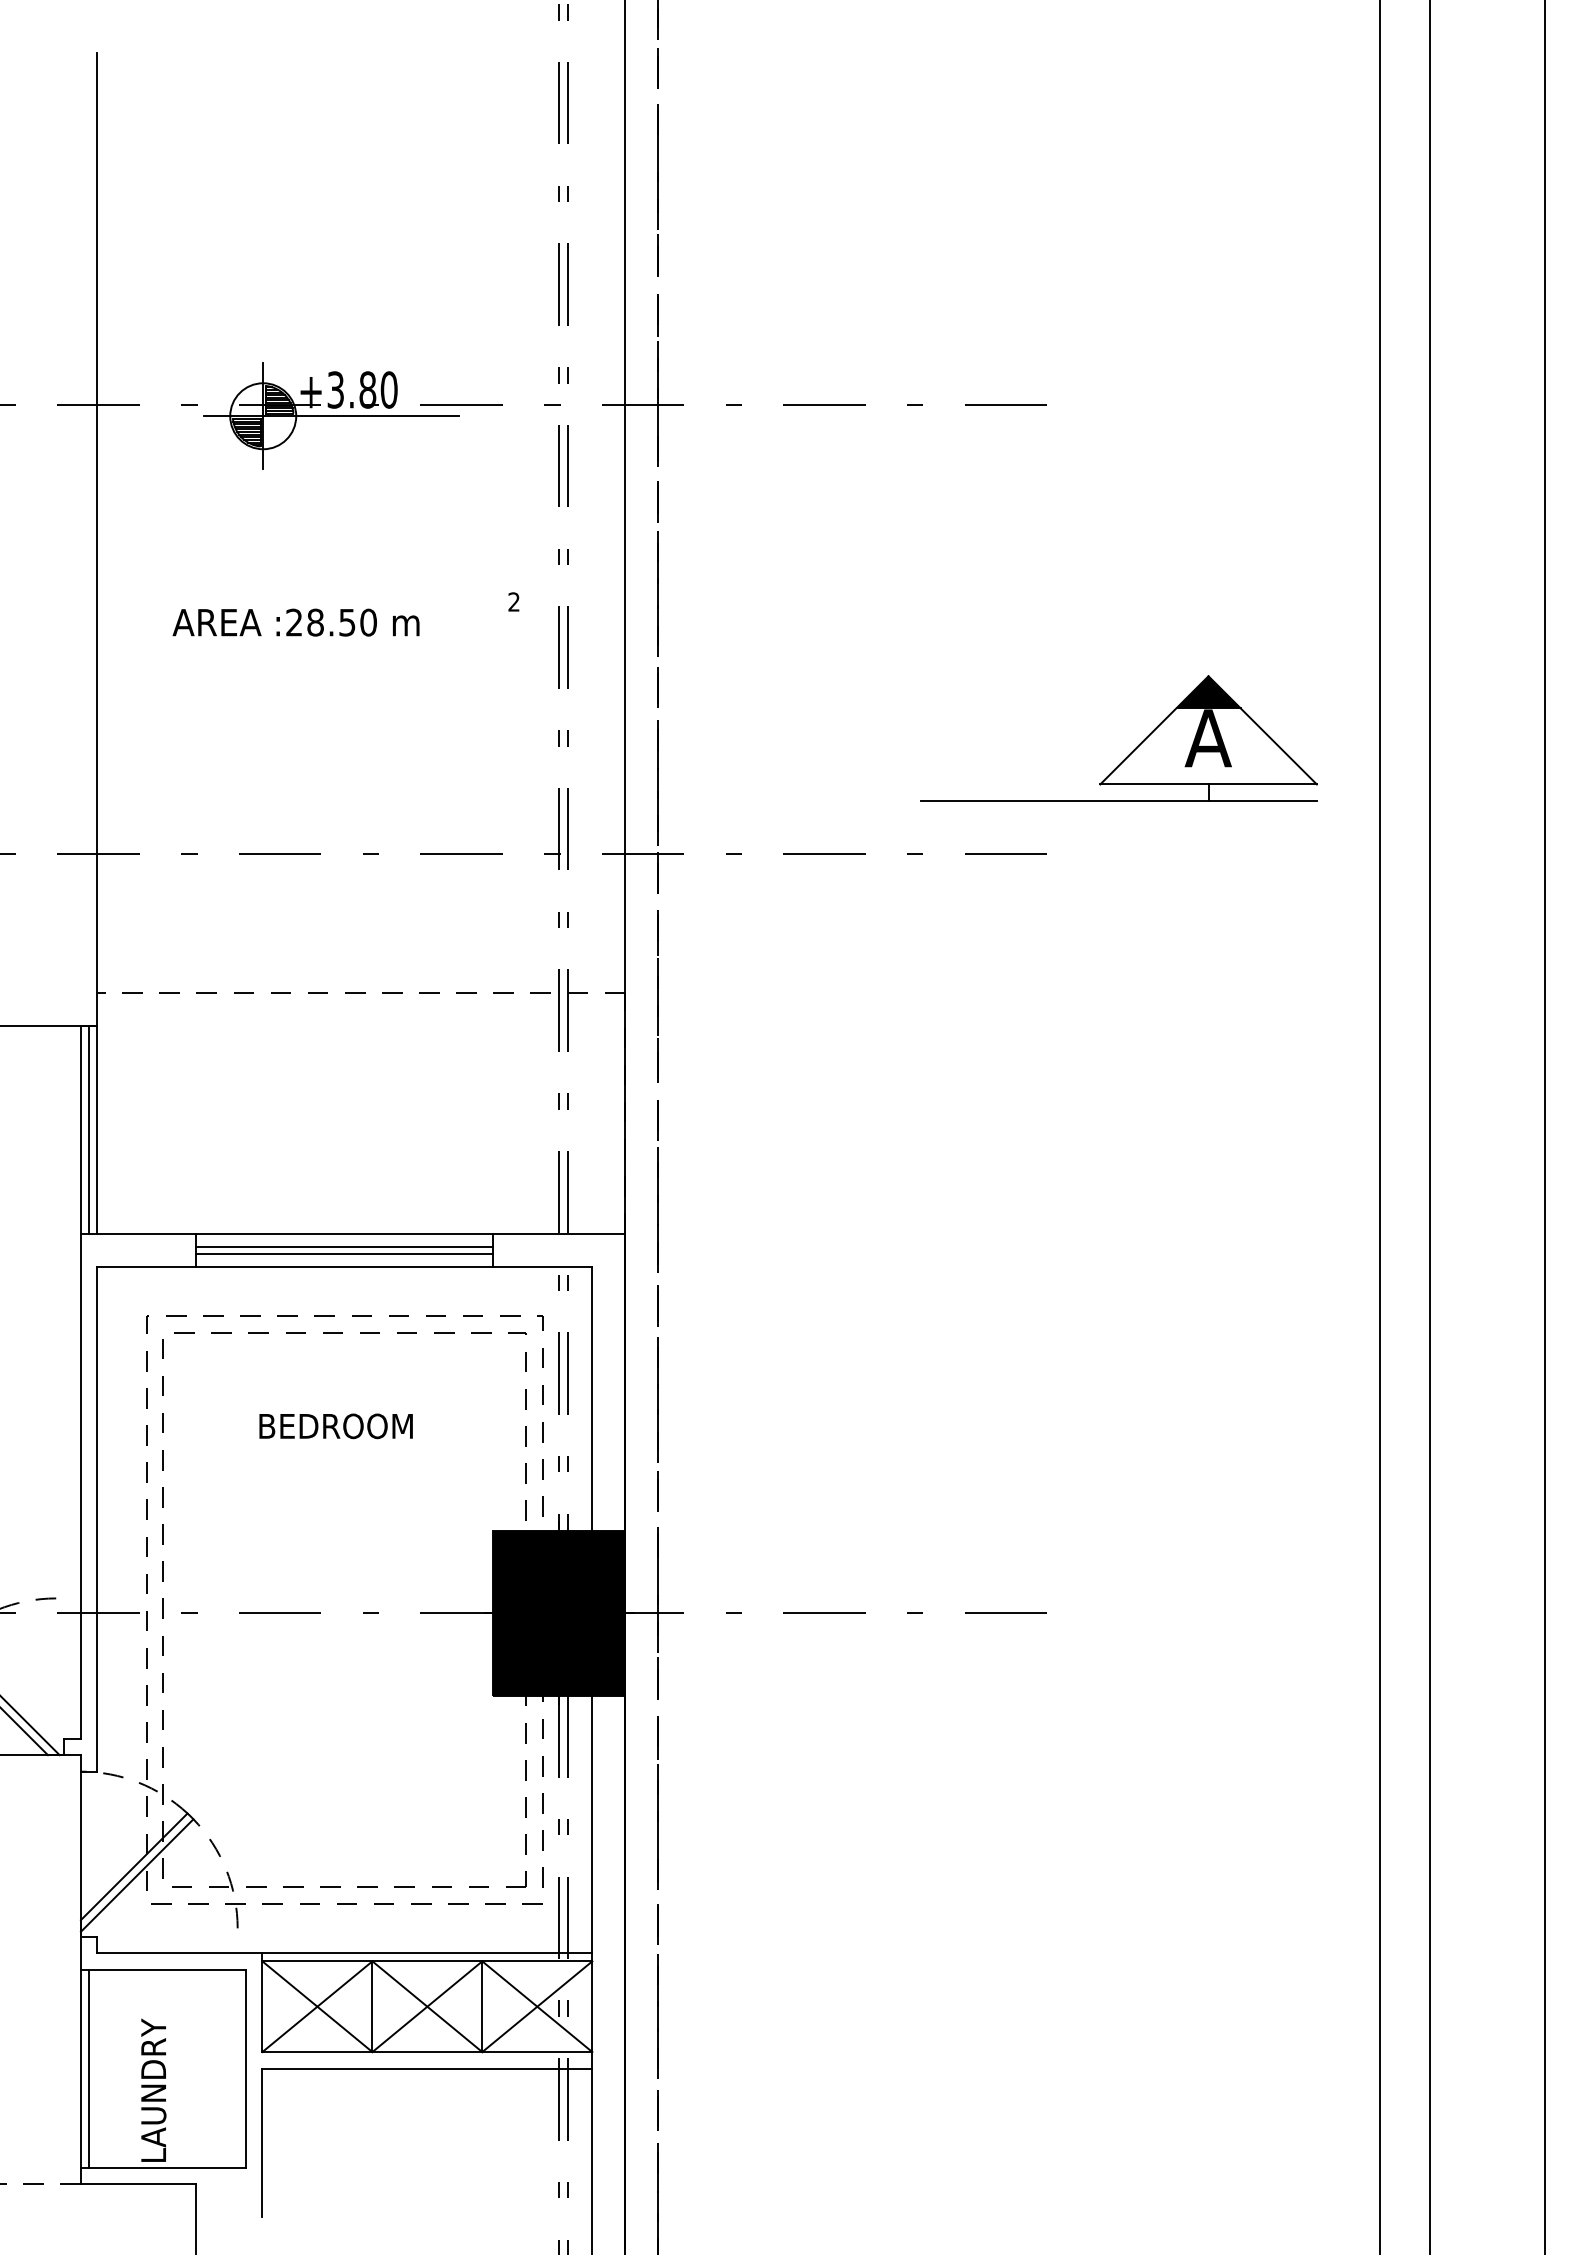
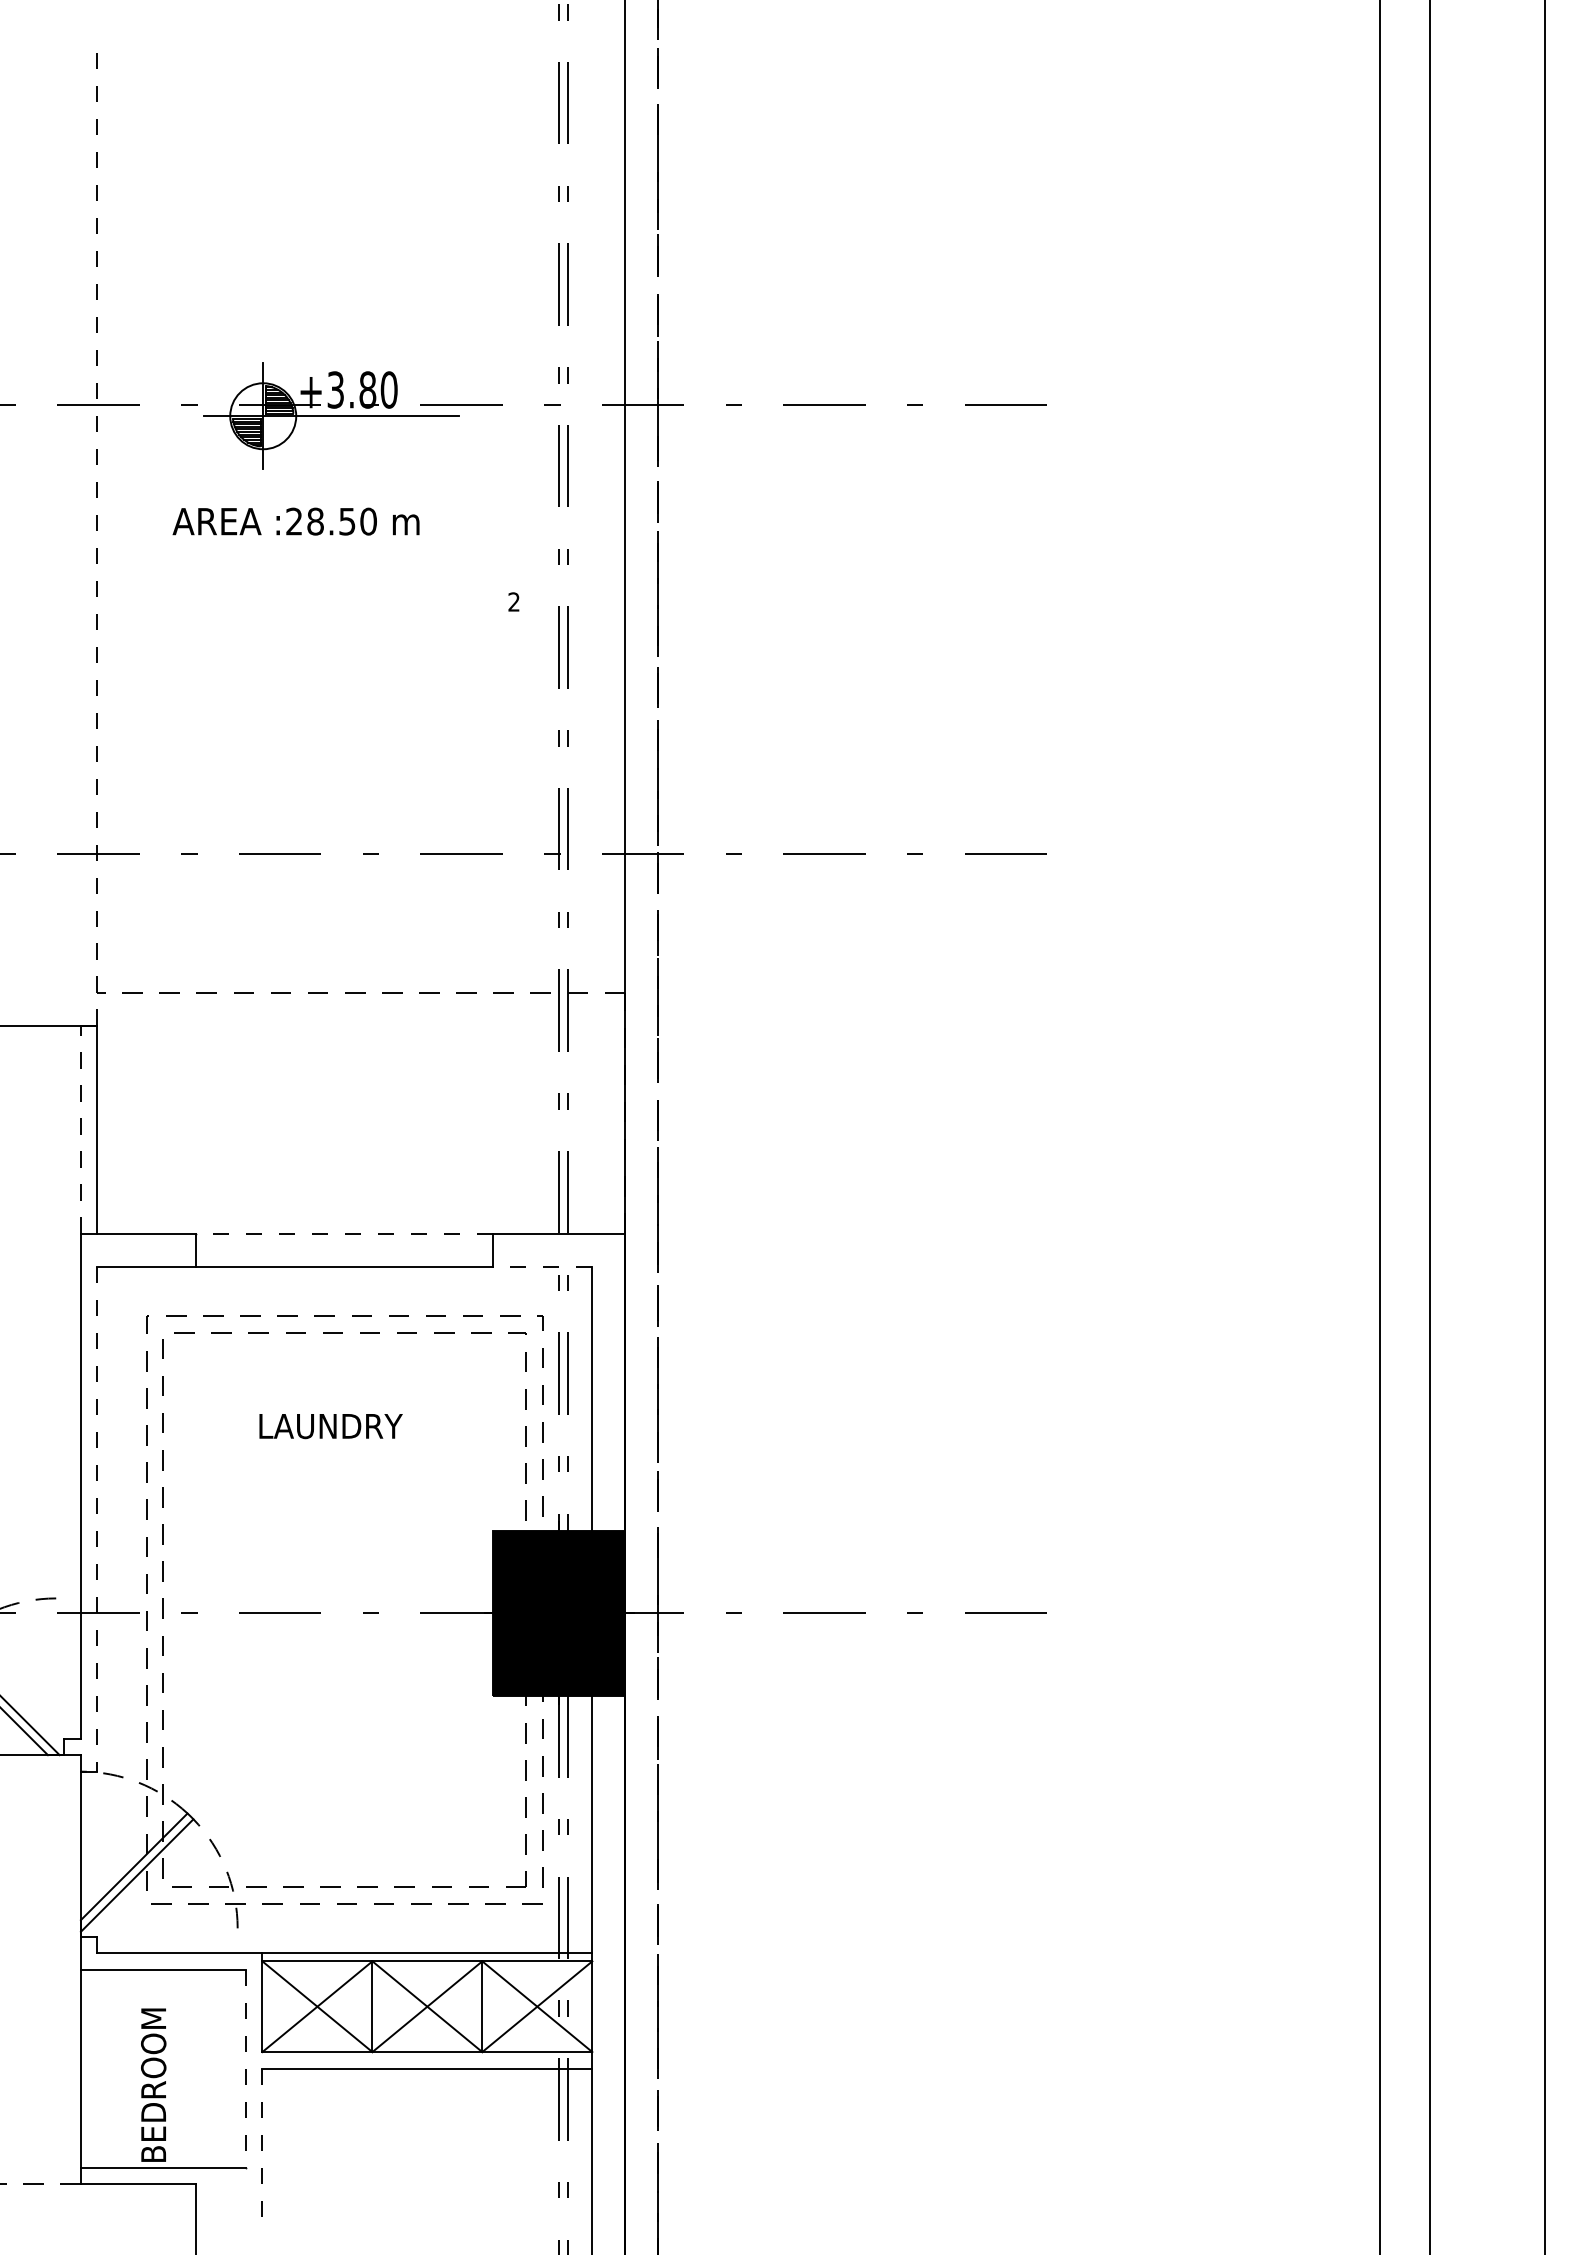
line: solid -> dashed (97, 539)
text position: (295, 622) -> (295, 521) (295, 521)
part: present -> none (1131, 751)
line: solid -> dashed (80, 1129)
line: present -> none (89, 1129)
line: solid -> dashed (344, 1233)
line: present -> none (344, 1247)
line: present -> none (344, 1253)
line: solid -> dashed (542, 1266)
text: BEDROOM -> LAUNDRY (337, 1426)
line: solid -> dashed (97, 1519)
line: present -> none (89, 2068)
line: solid -> dashed (245, 2068)
text: LAUNDRY -> BEDROOM (153, 2083)
line: solid -> dashed (262, 2142)
